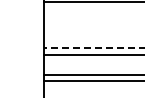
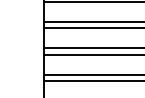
line: none -> present (92, 21)
line: none -> present (92, 28)
line: dashed -> solid (93, 48)
